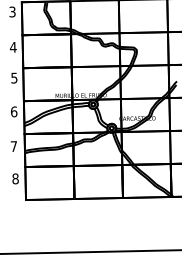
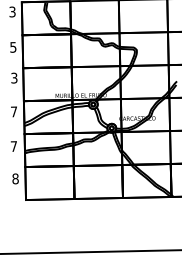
text: 4 -> 5 (12, 47)
text: 5 -> 3 (14, 77)
text: 6 -> 7 (14, 111)
